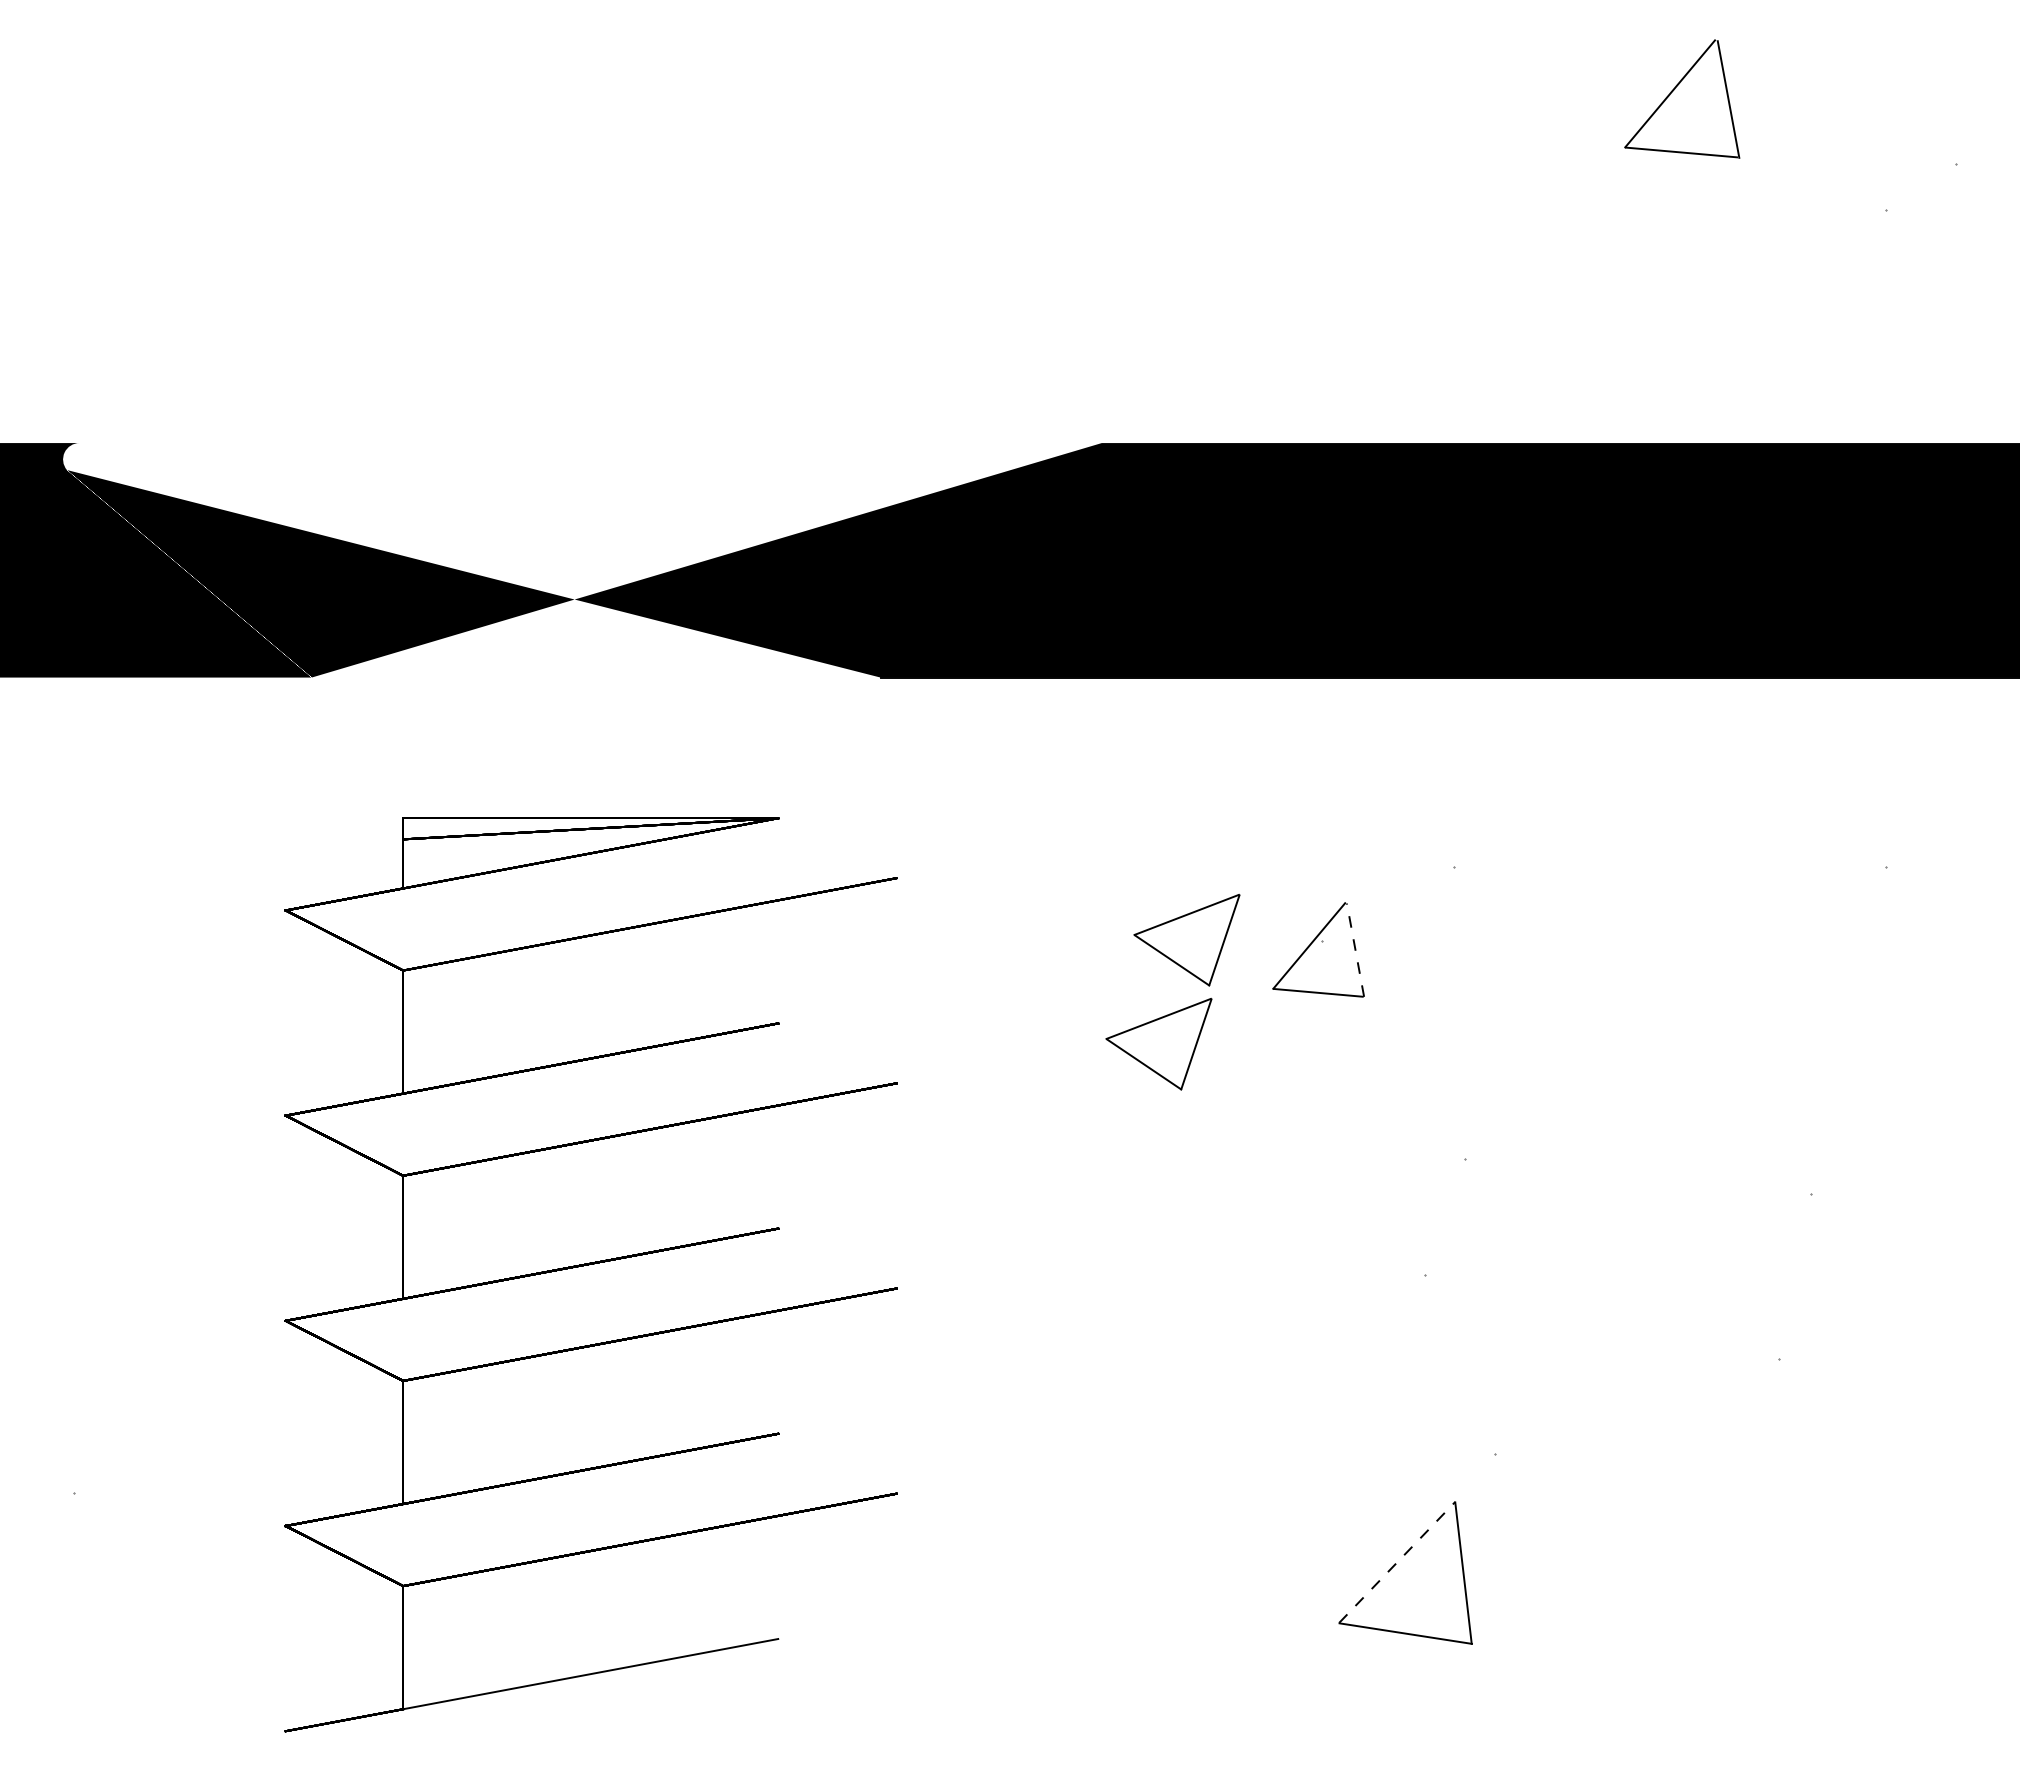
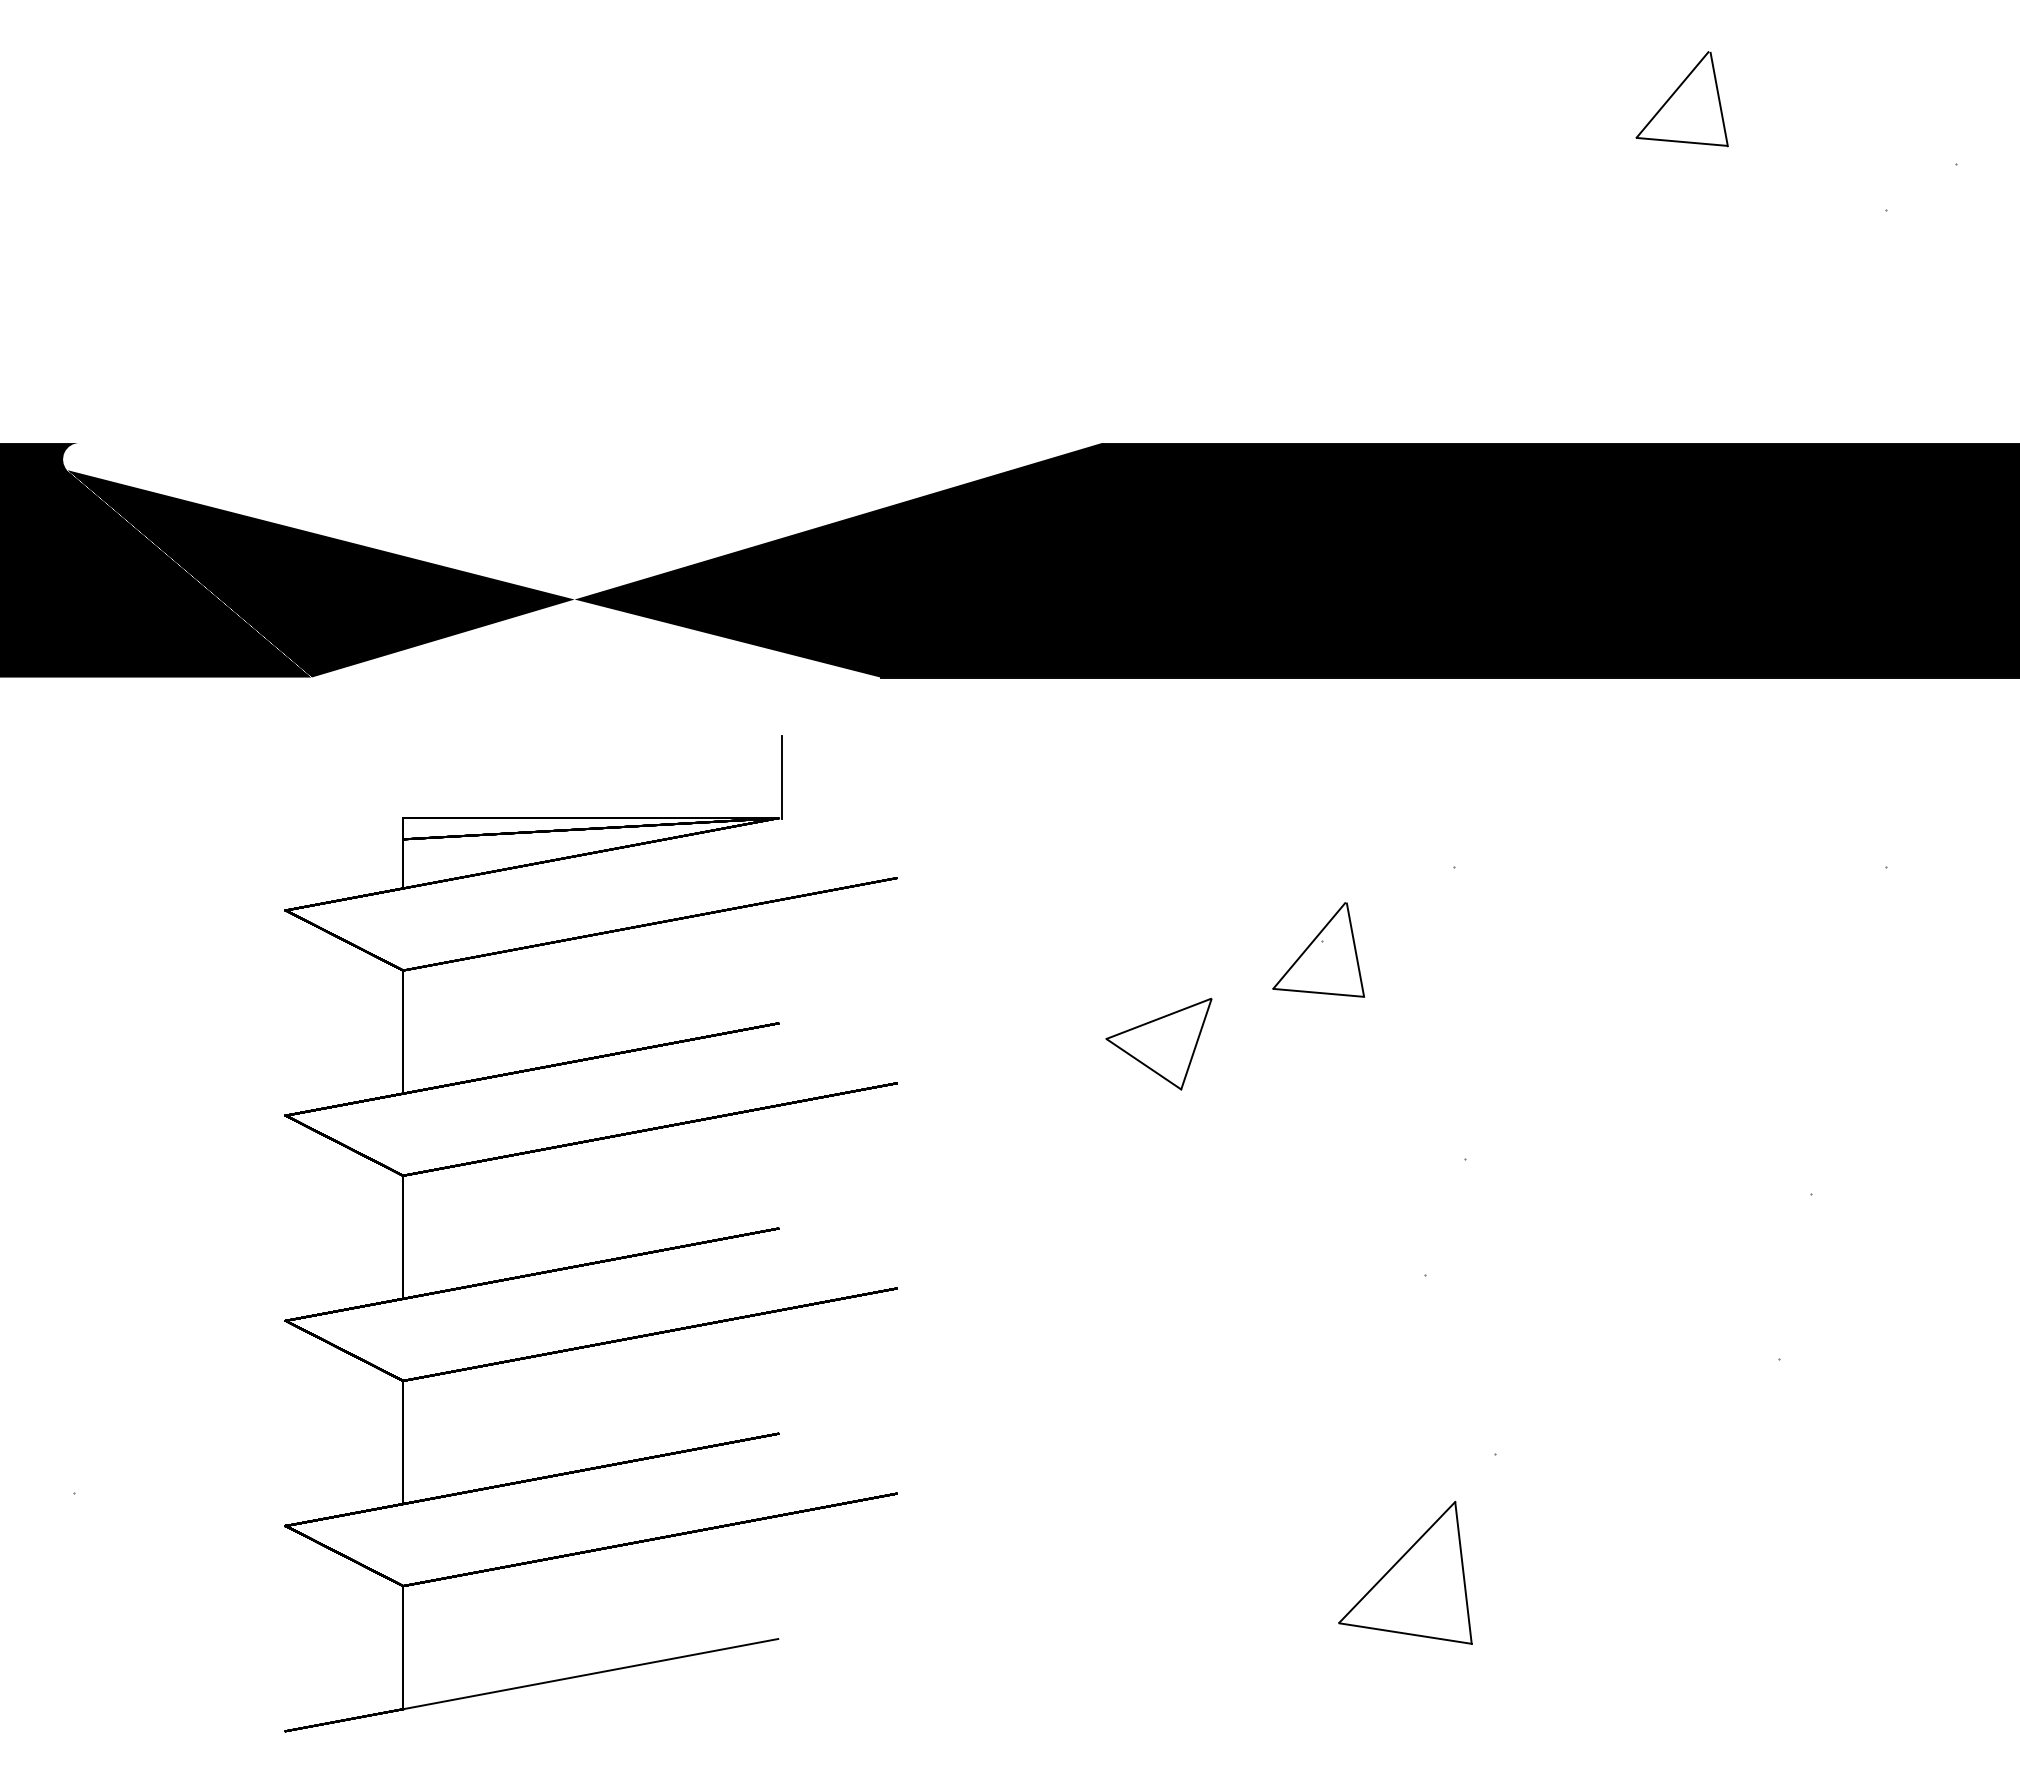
part size: 117x120 px -> 94x97 px (1681, 99)
line: none -> present (782, 777)
part: present -> none (1186, 939)
line: dashed -> solid (1355, 949)
line: dashed -> solid (1397, 1562)
